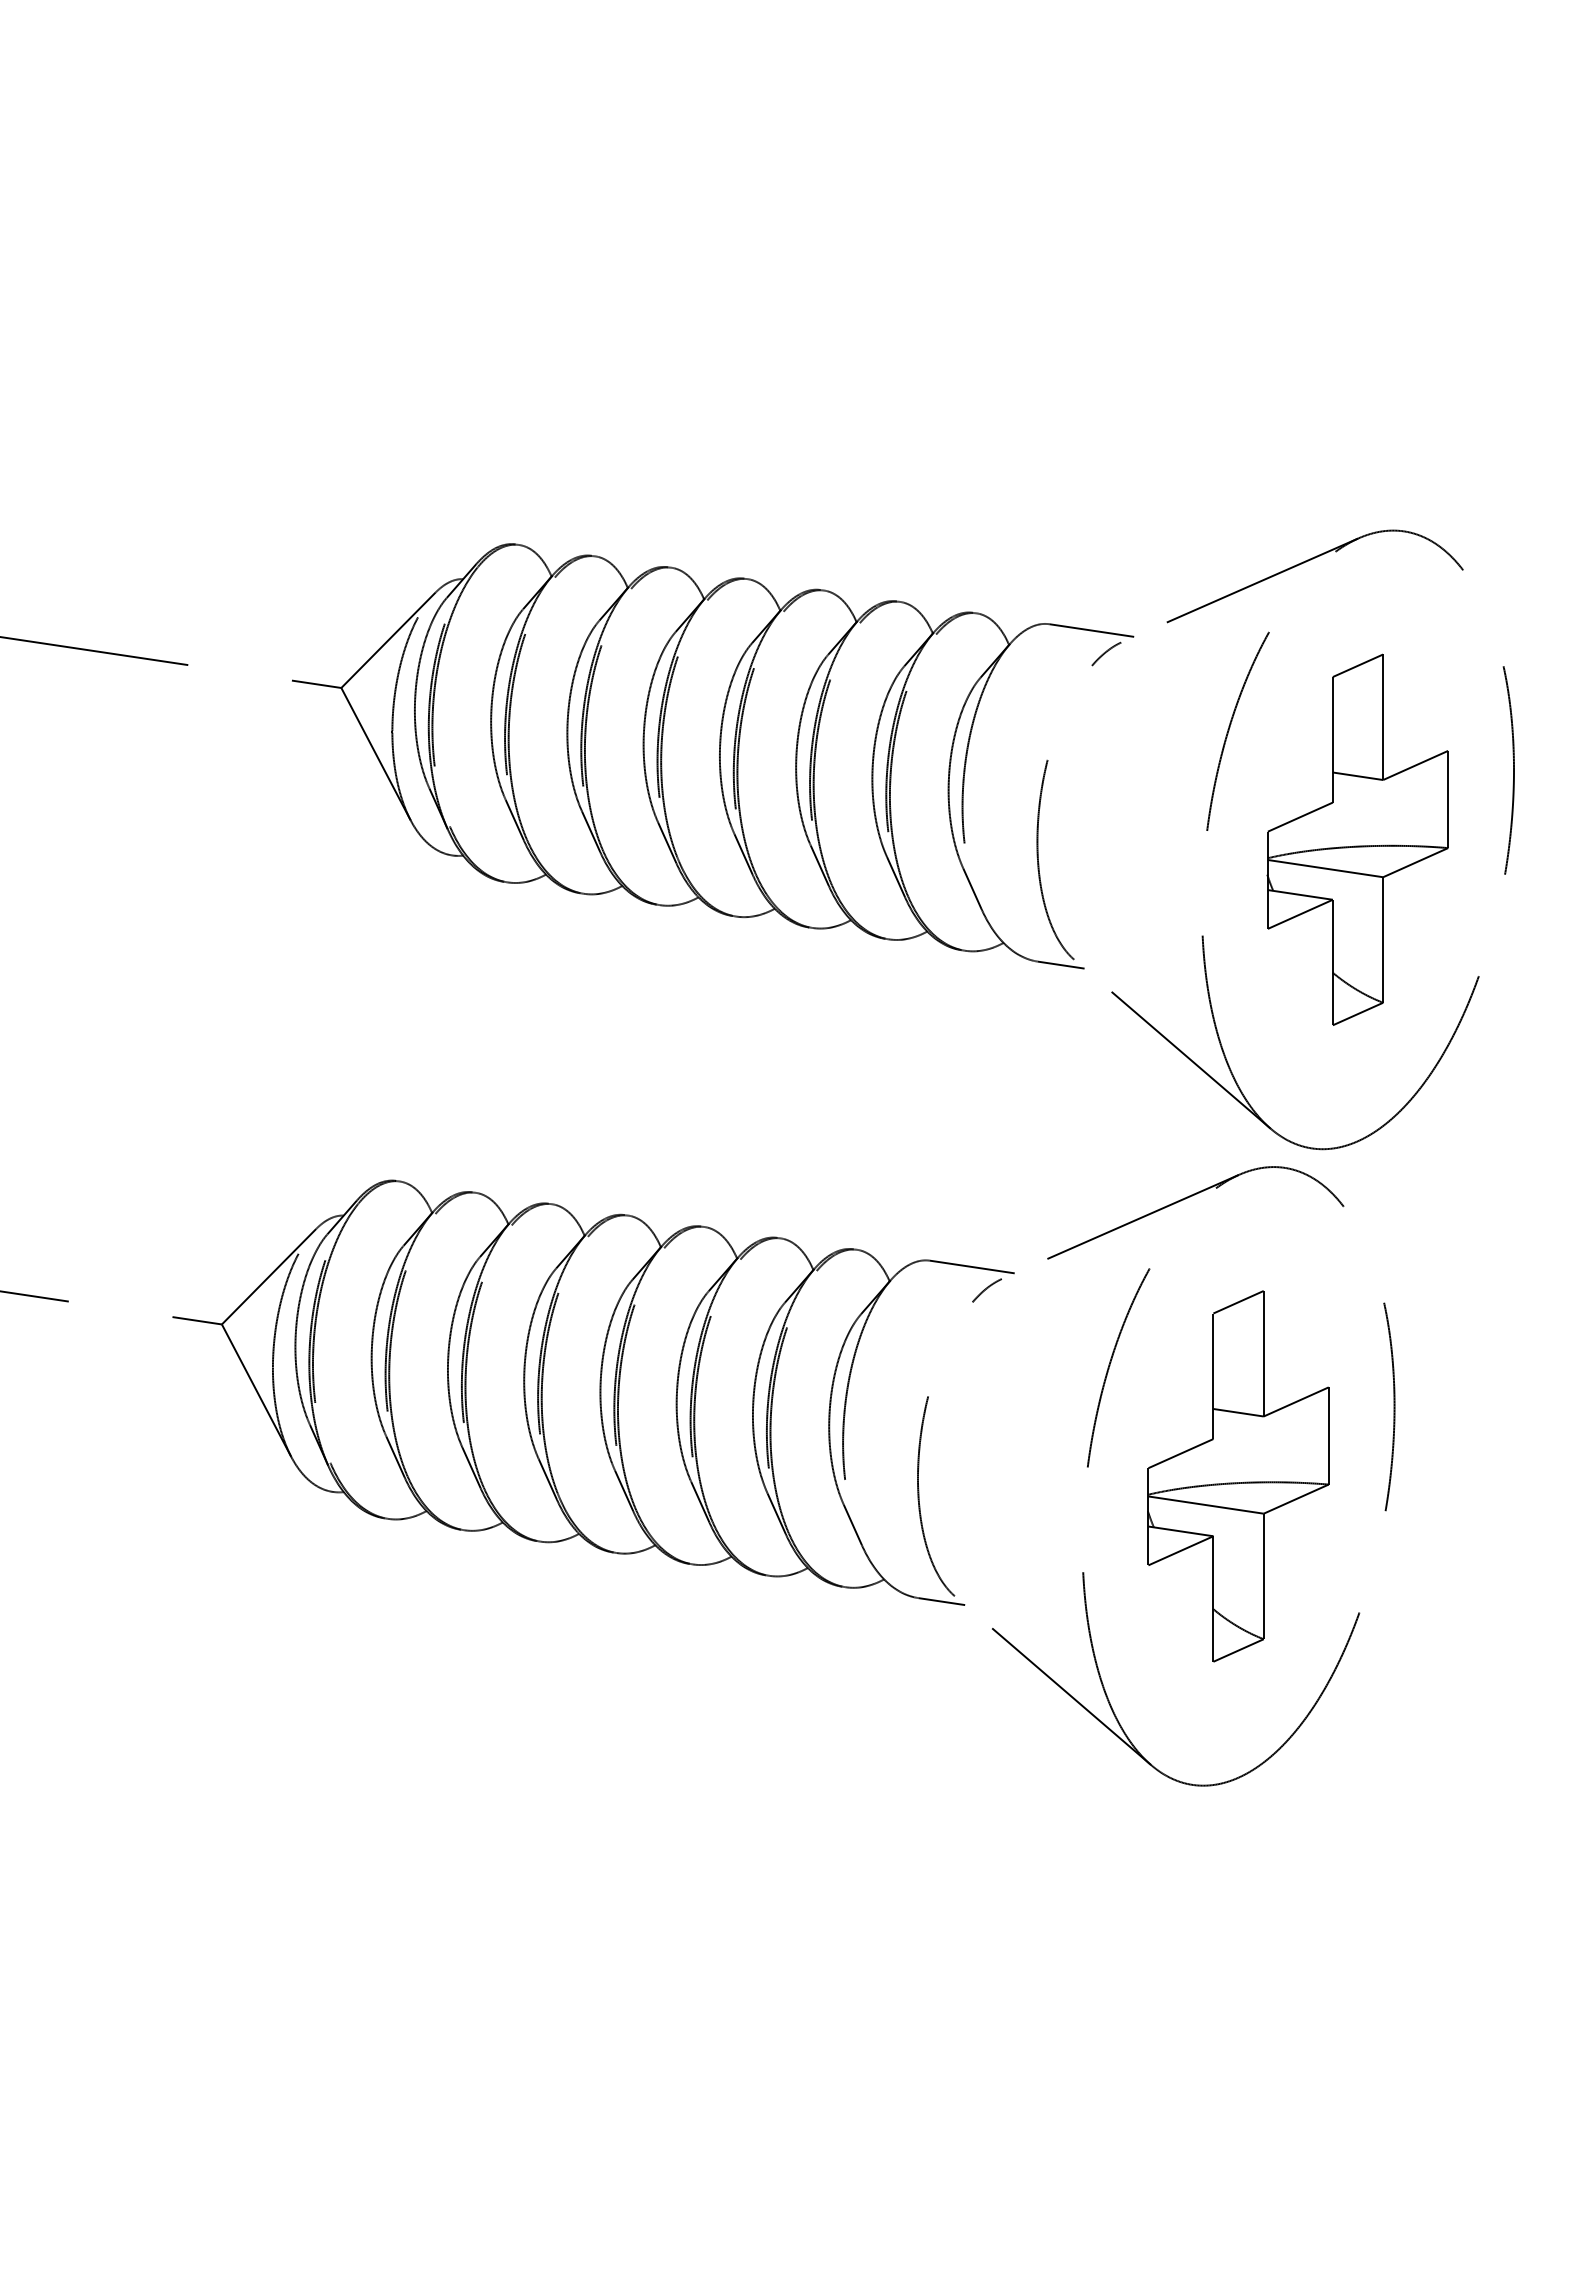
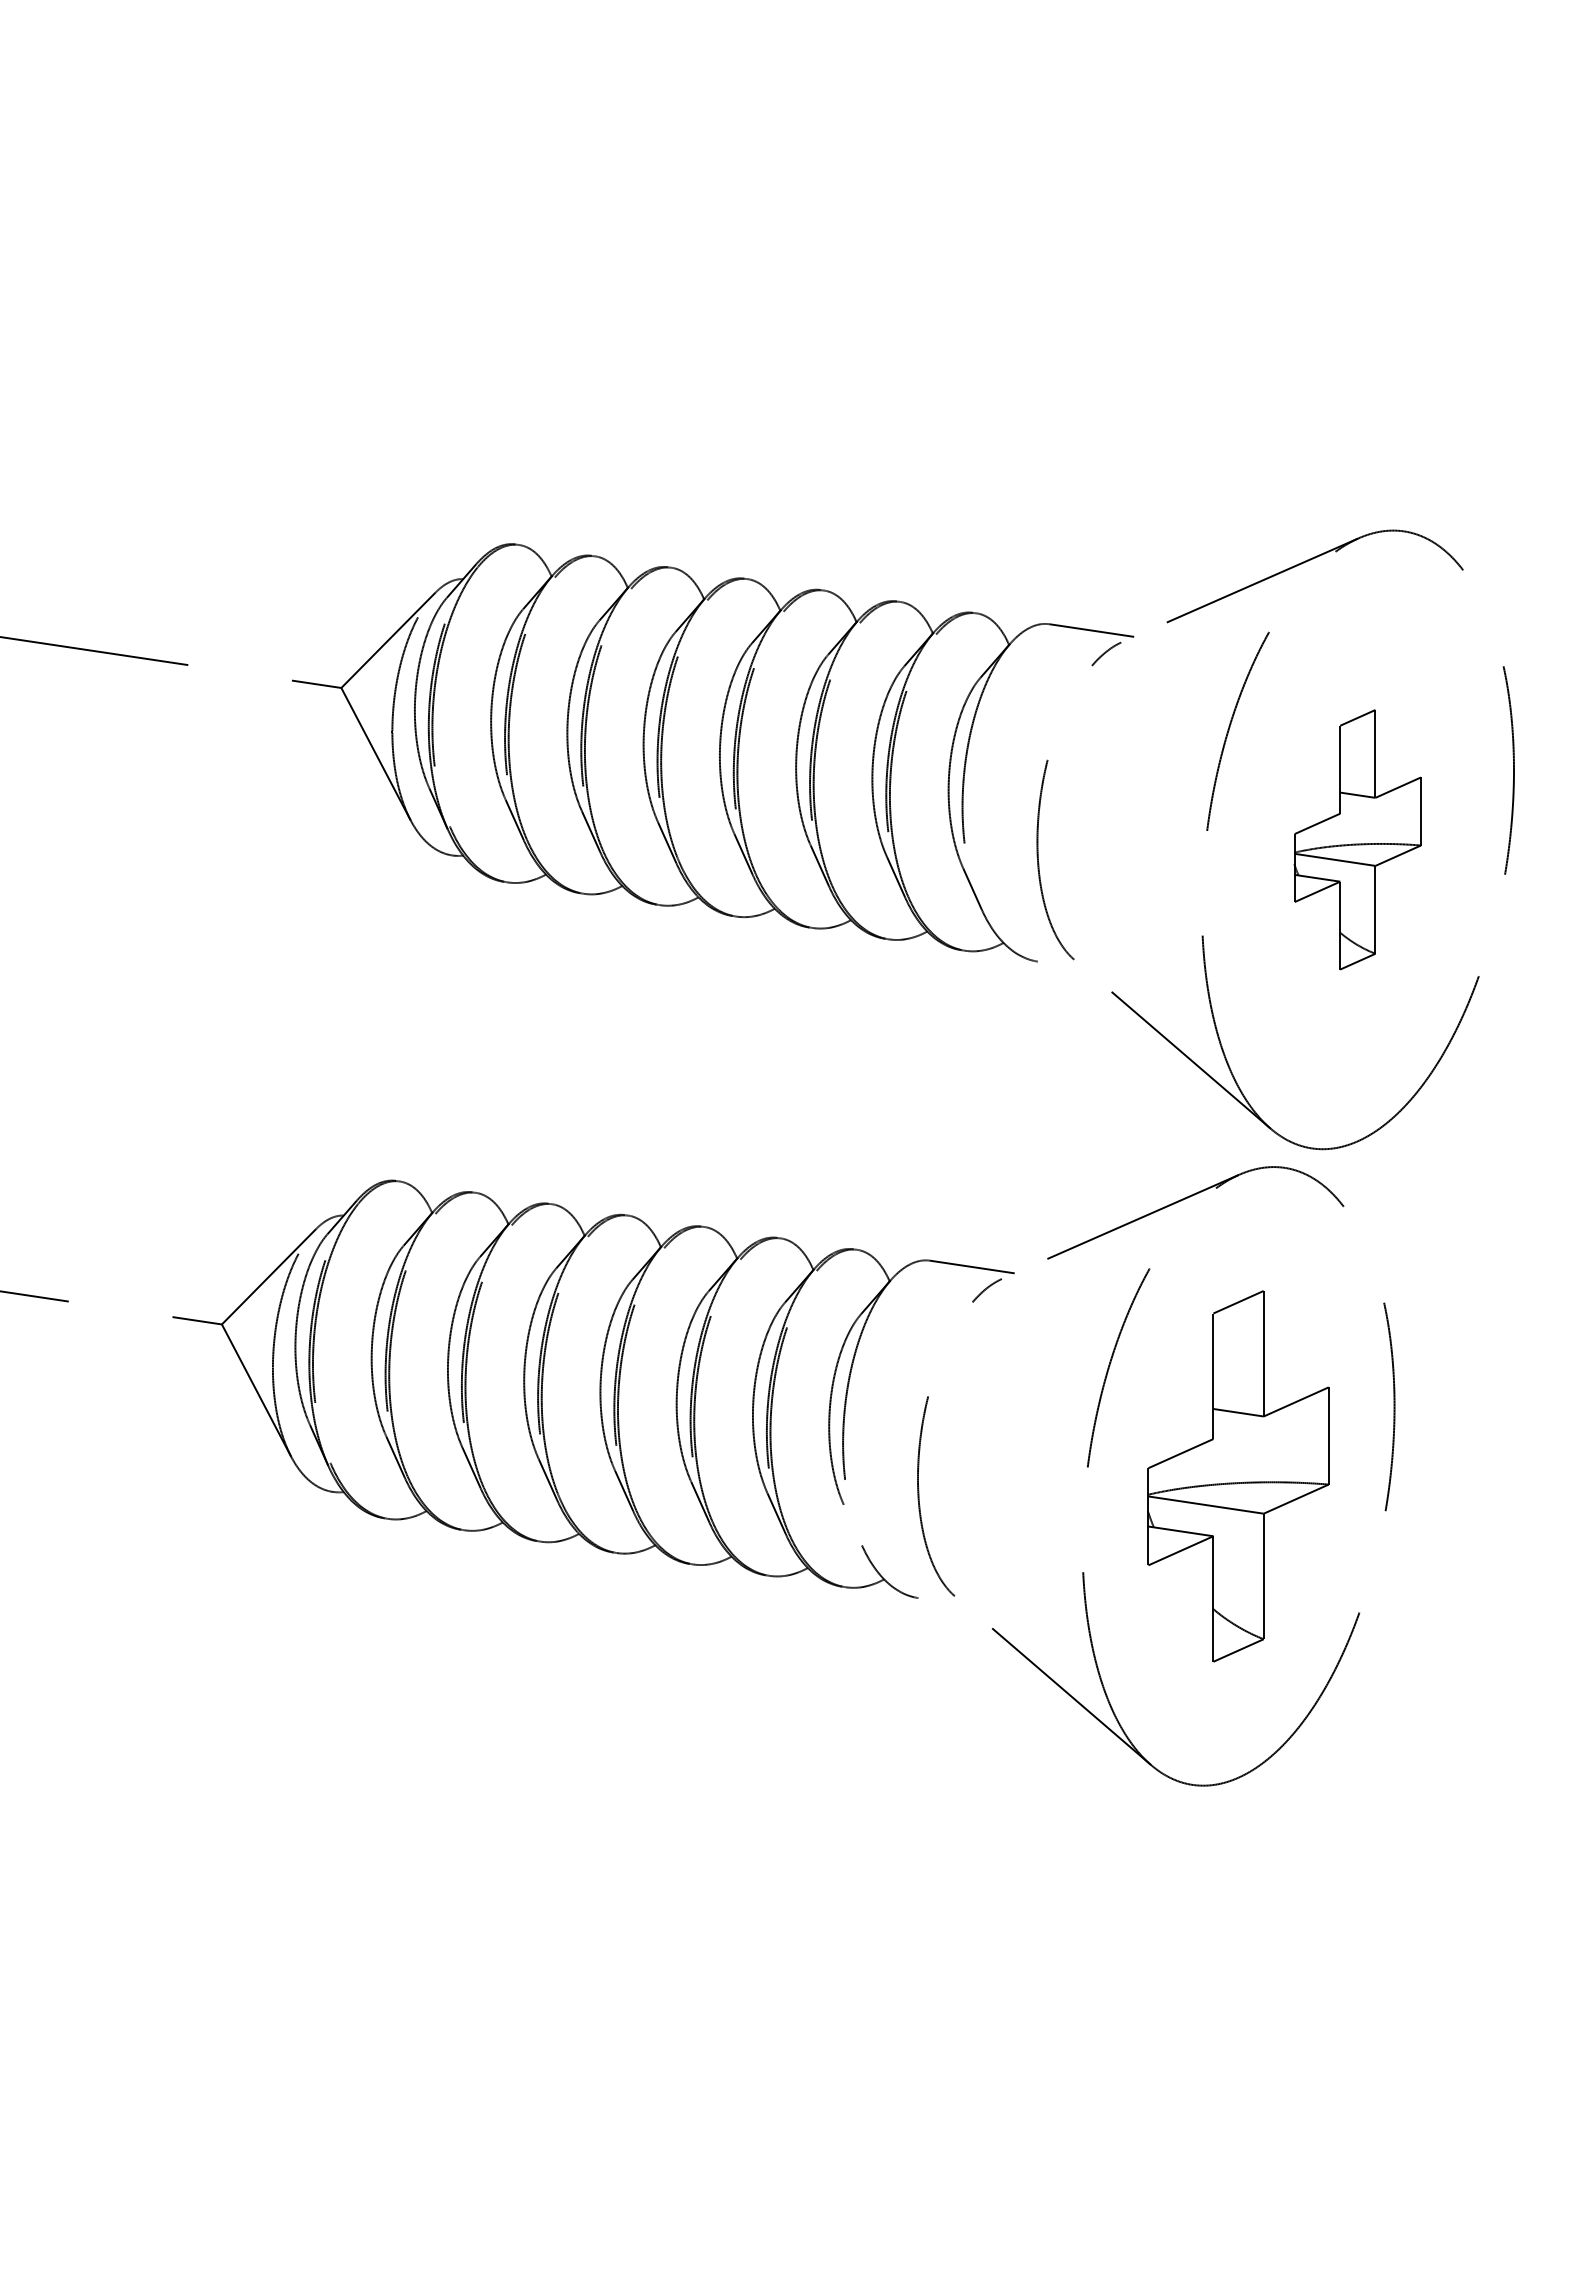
part size: 183x373 px -> 129x262 px (1357, 839)
line: present -> none (1060, 964)
line: present -> none (852, 1524)
line: present -> none (941, 1601)
